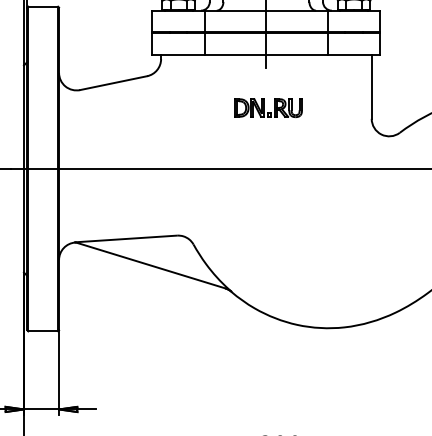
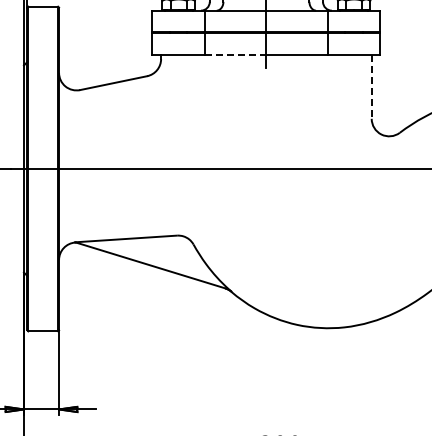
line: solid -> dashed (235, 54)
line: solid -> dashed (371, 87)
part: present -> none (268, 107)
